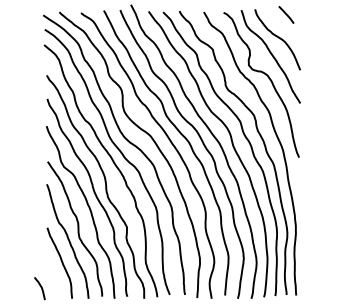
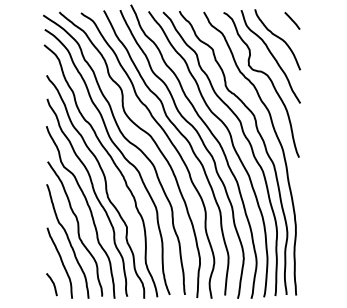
line position: (286, 14) -> (292, 20) (292, 20)
curve position: (40, 287) -> (52, 283) (52, 283)
